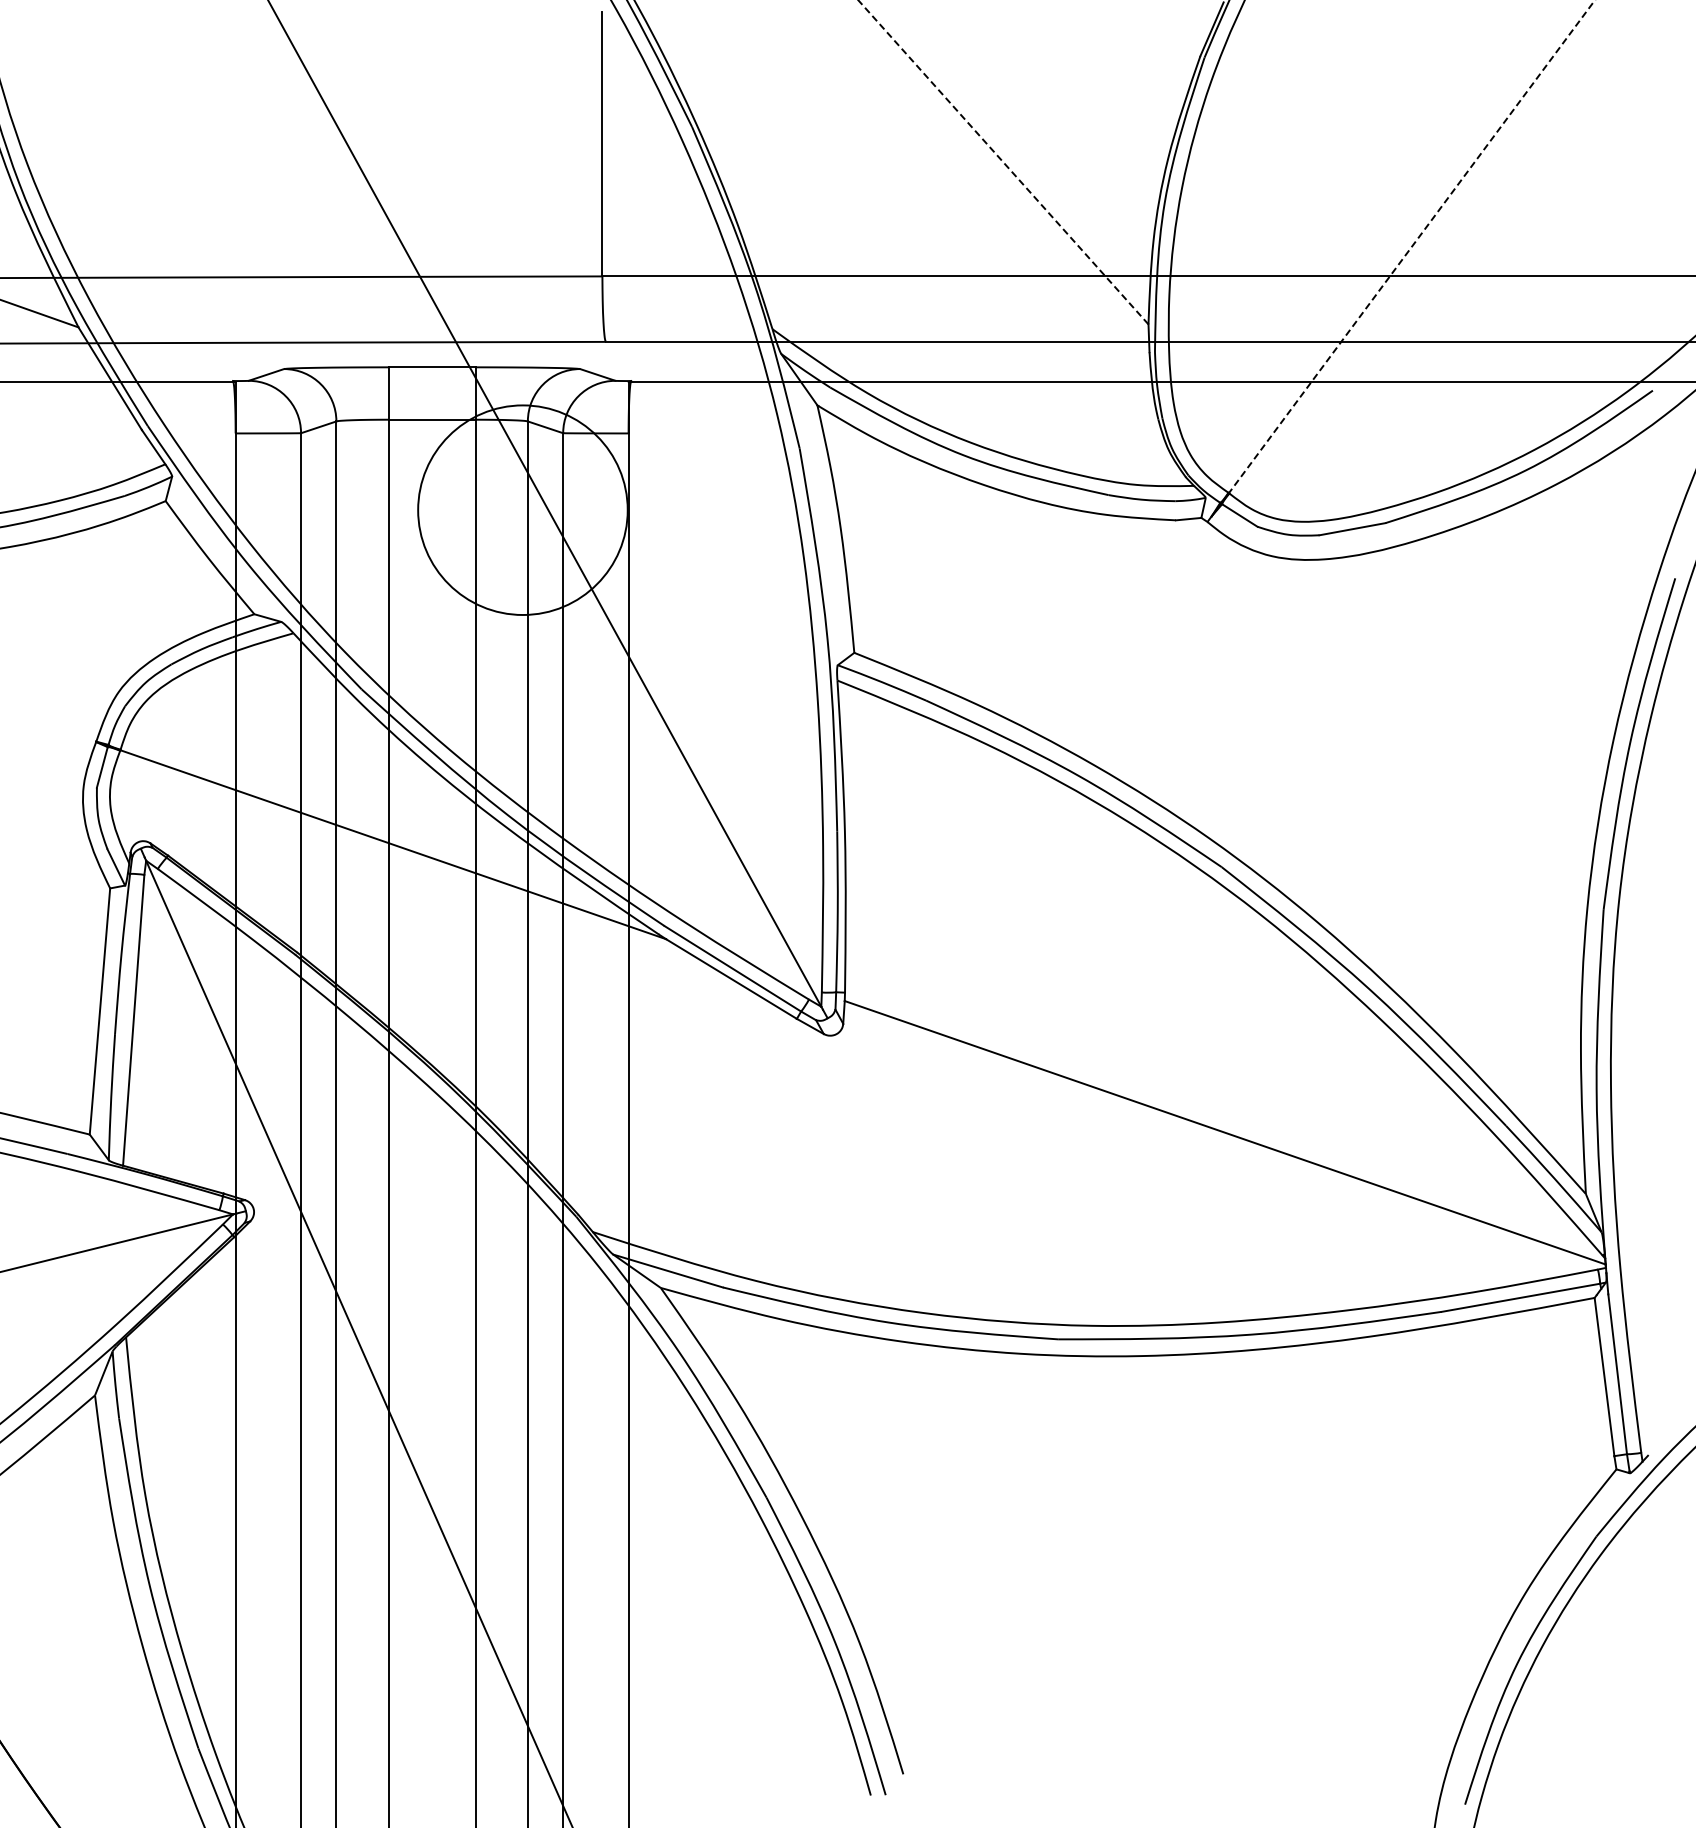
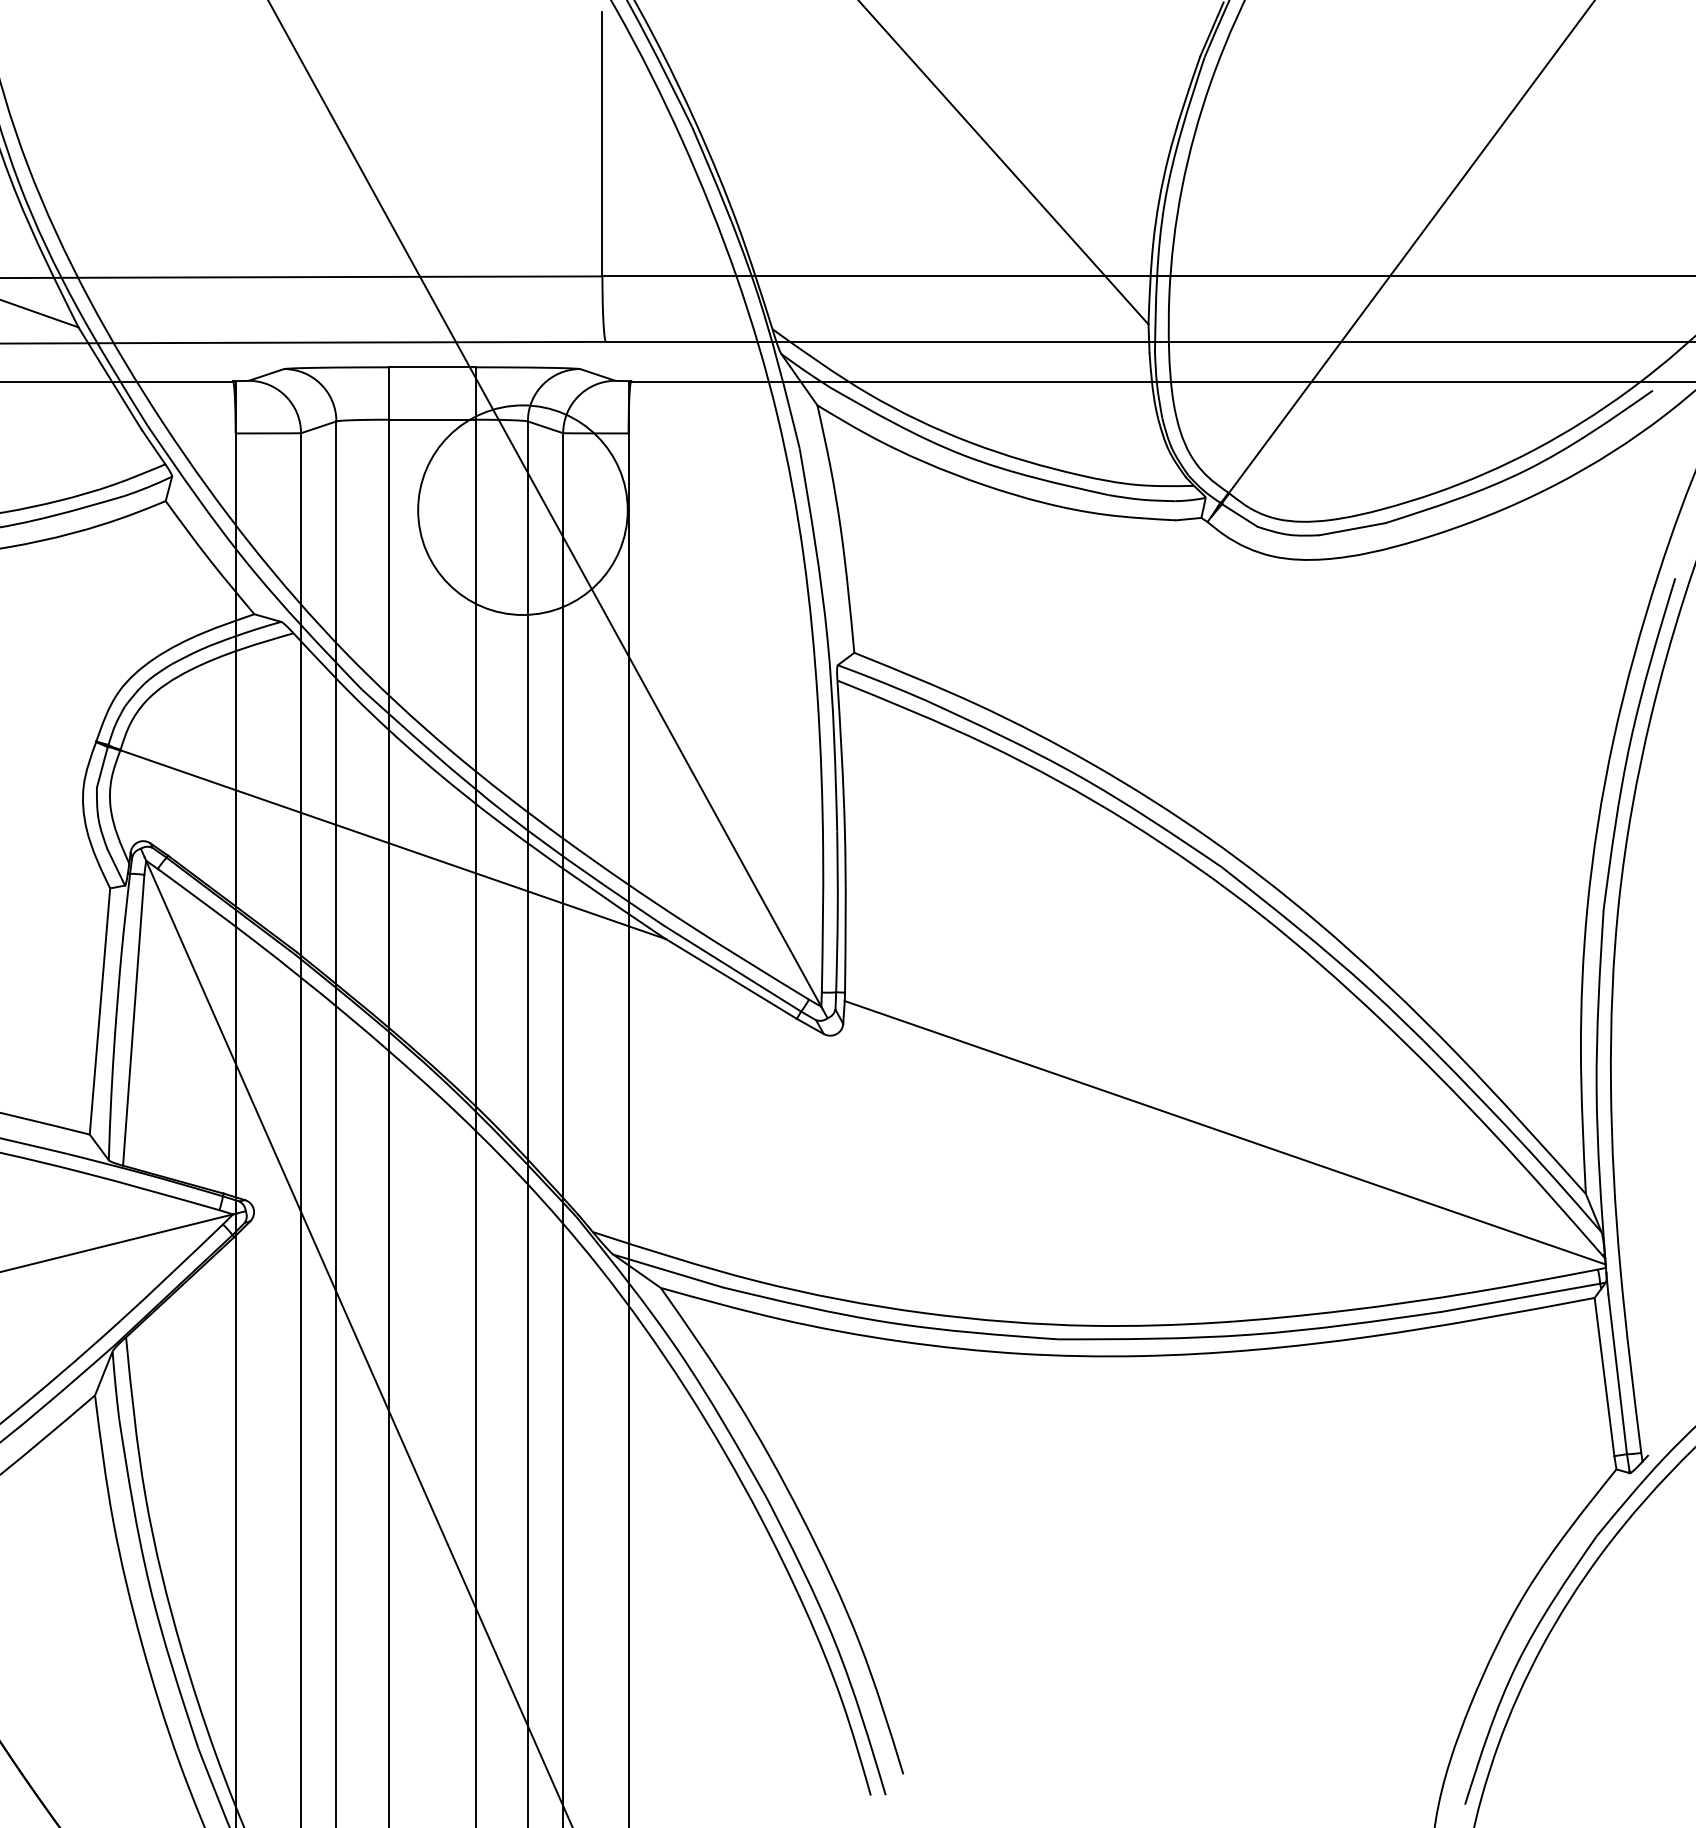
line: dashed -> solid (1003, 162)
line: dashed -> solid (1411, 246)
